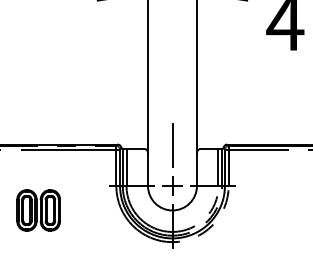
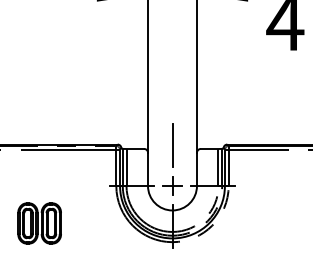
part position: (38, 210) -> (39, 223) (39, 223)
